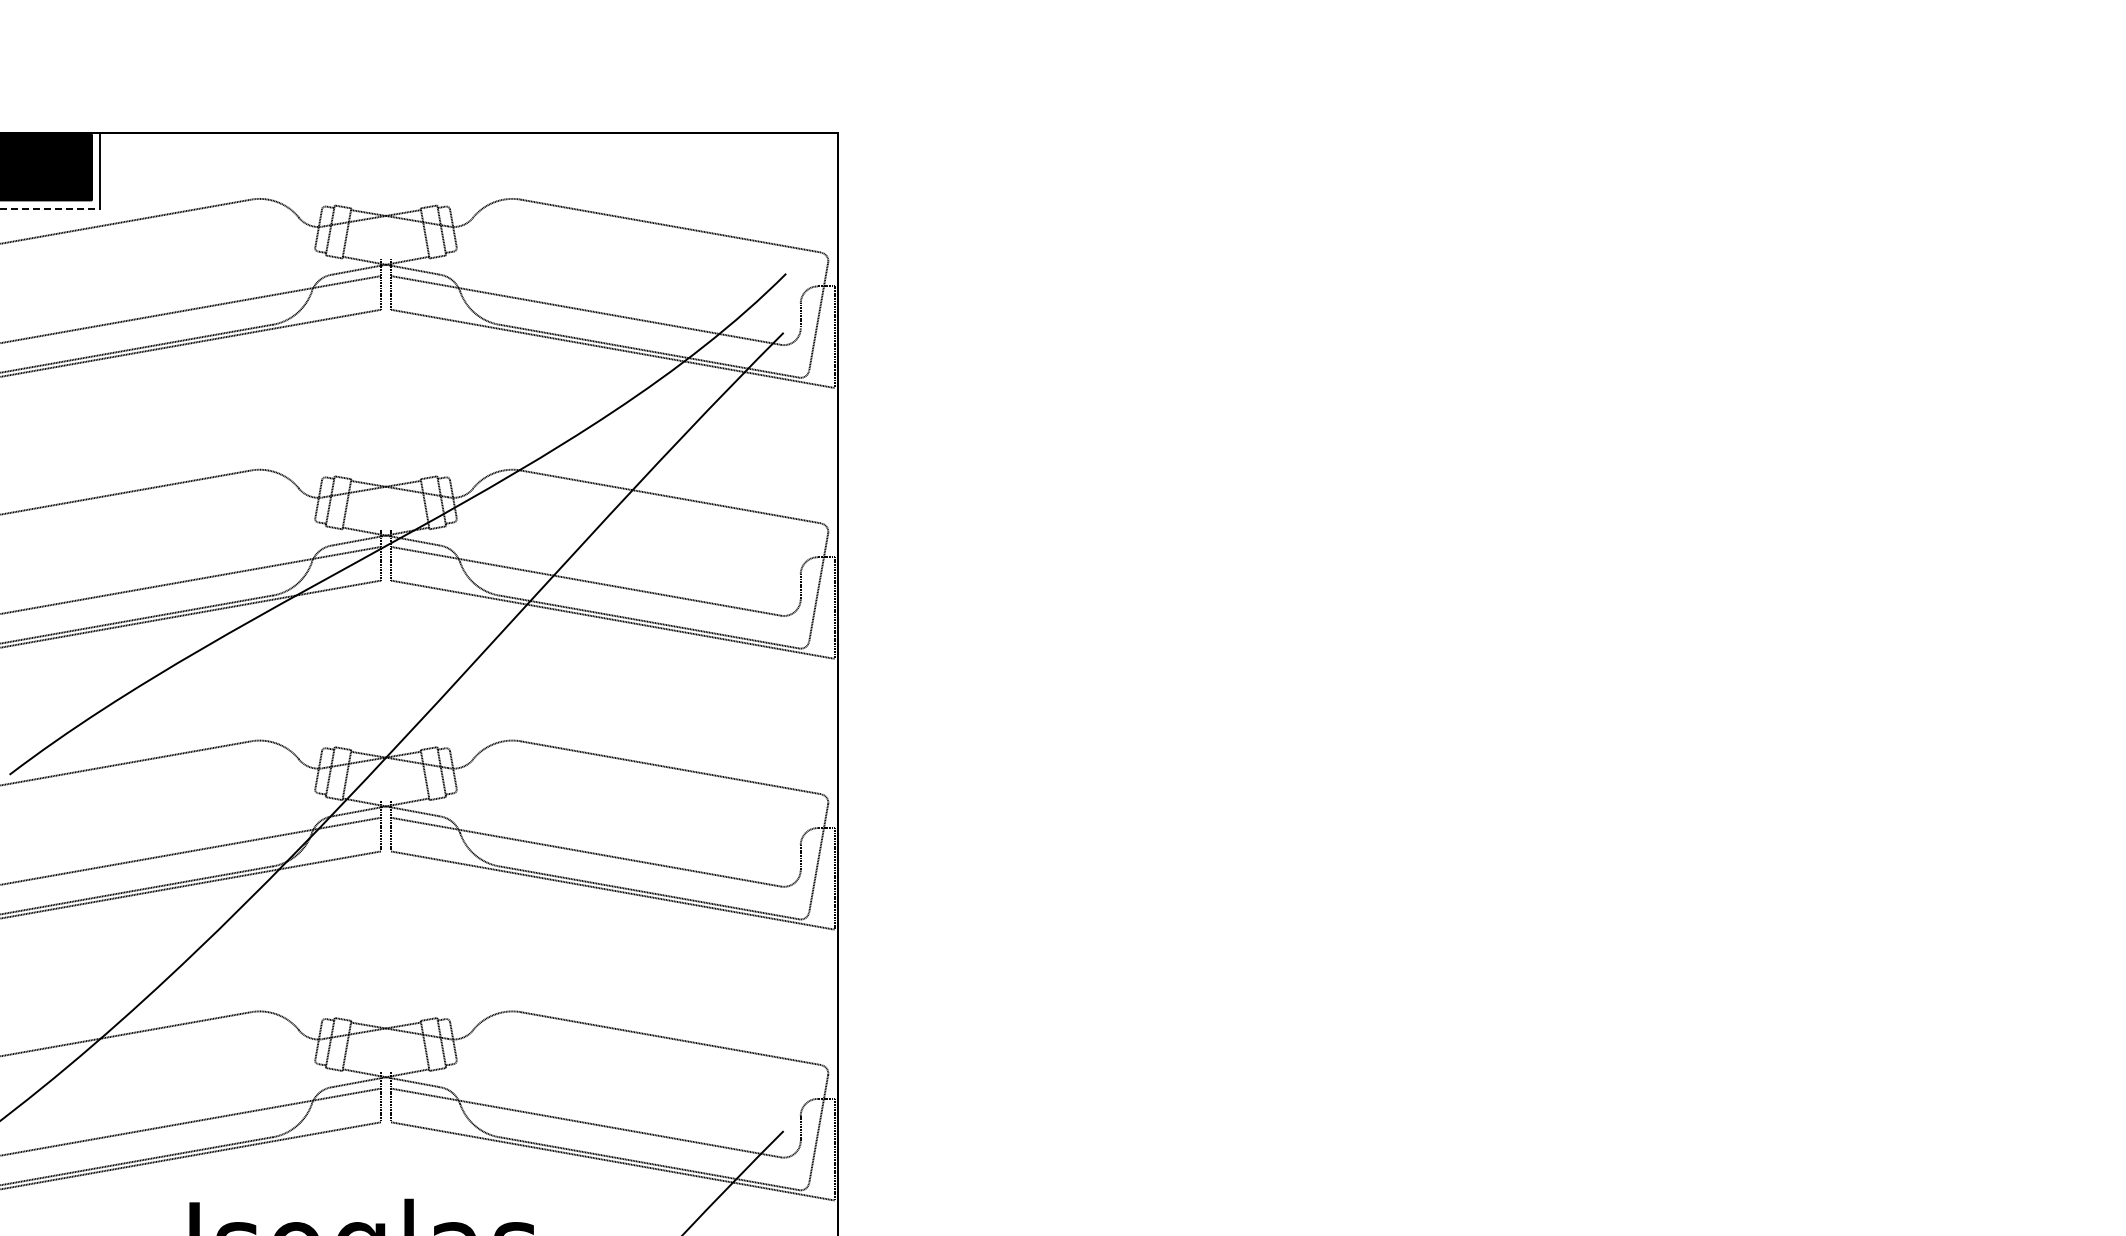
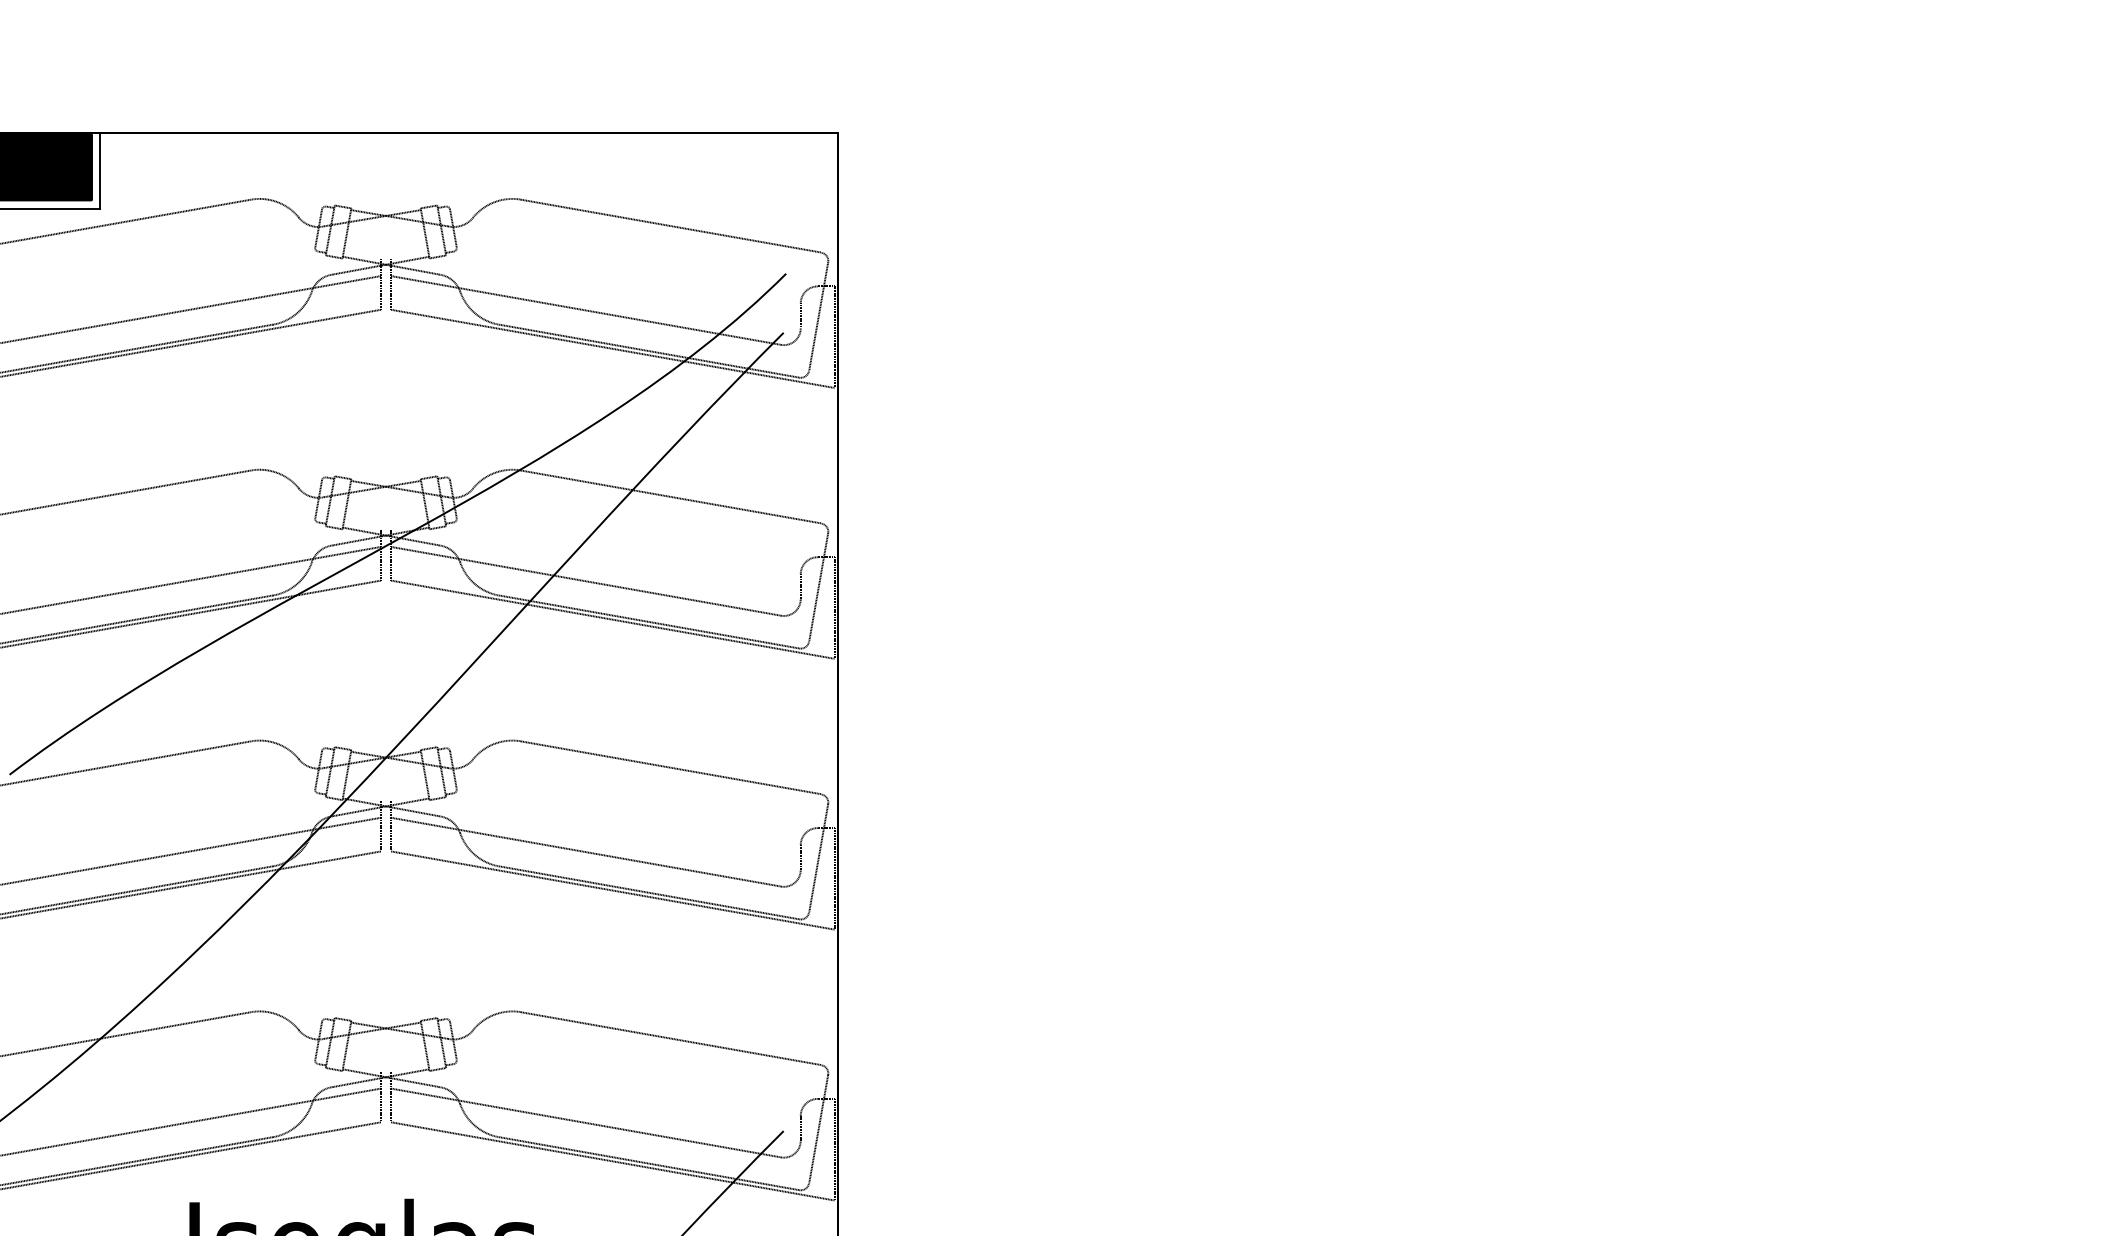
line: dashed -> solid (50, 208)
